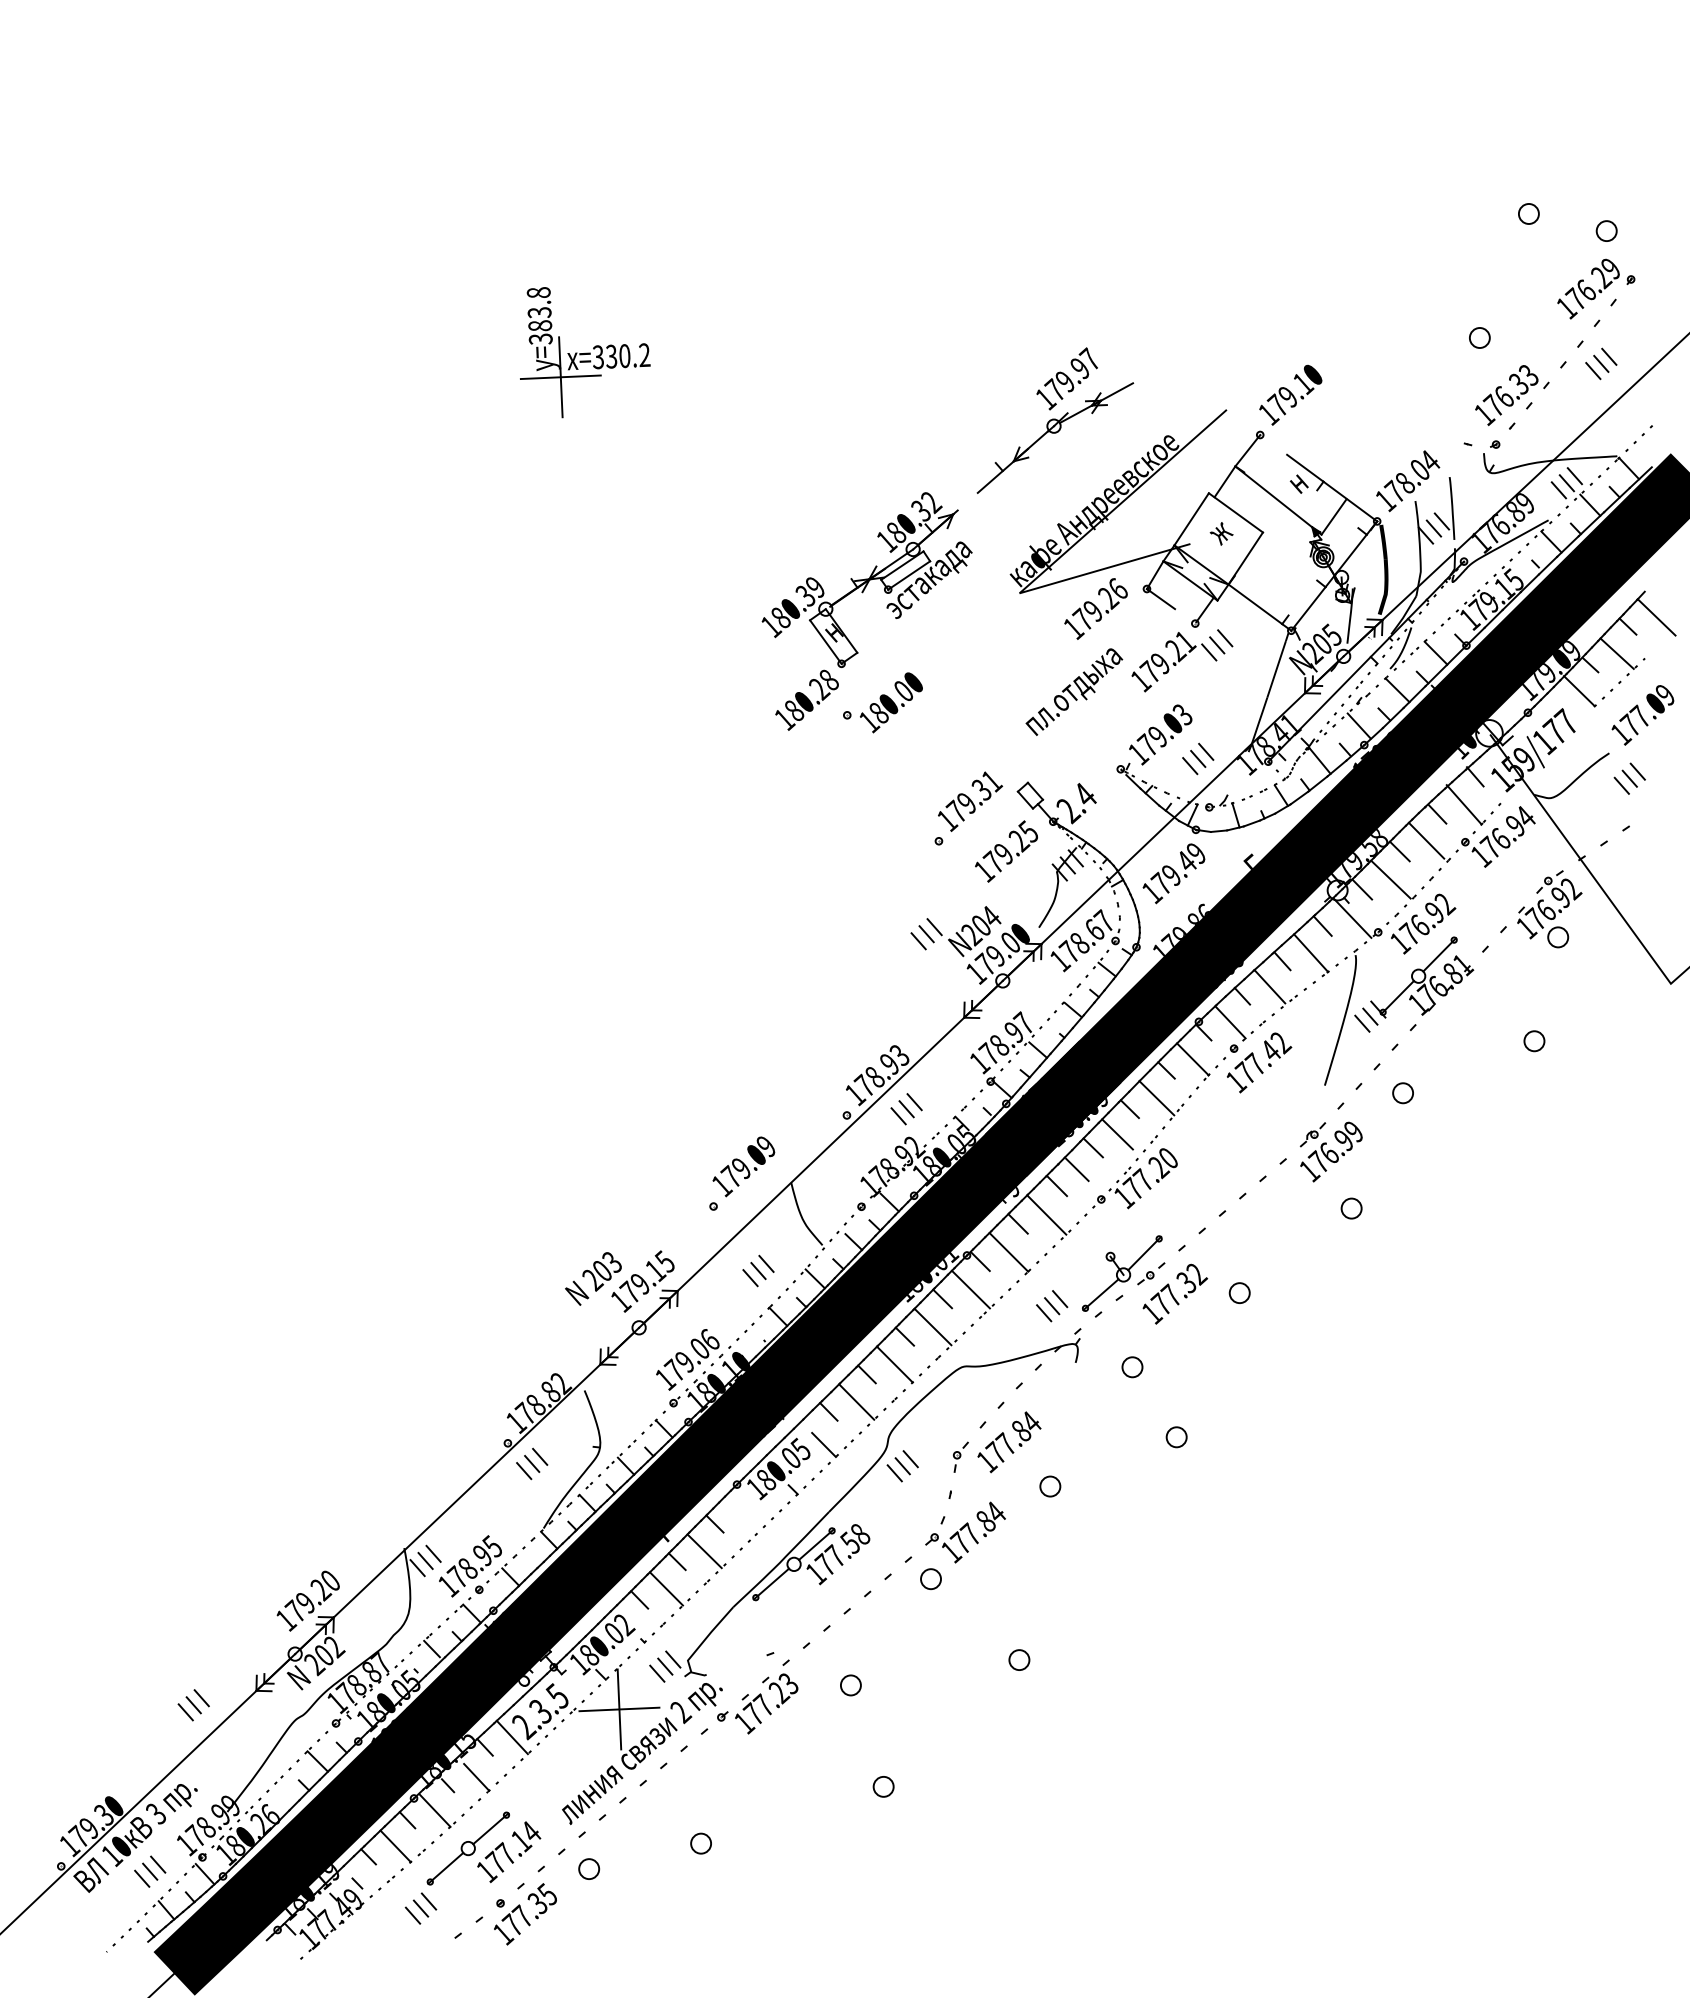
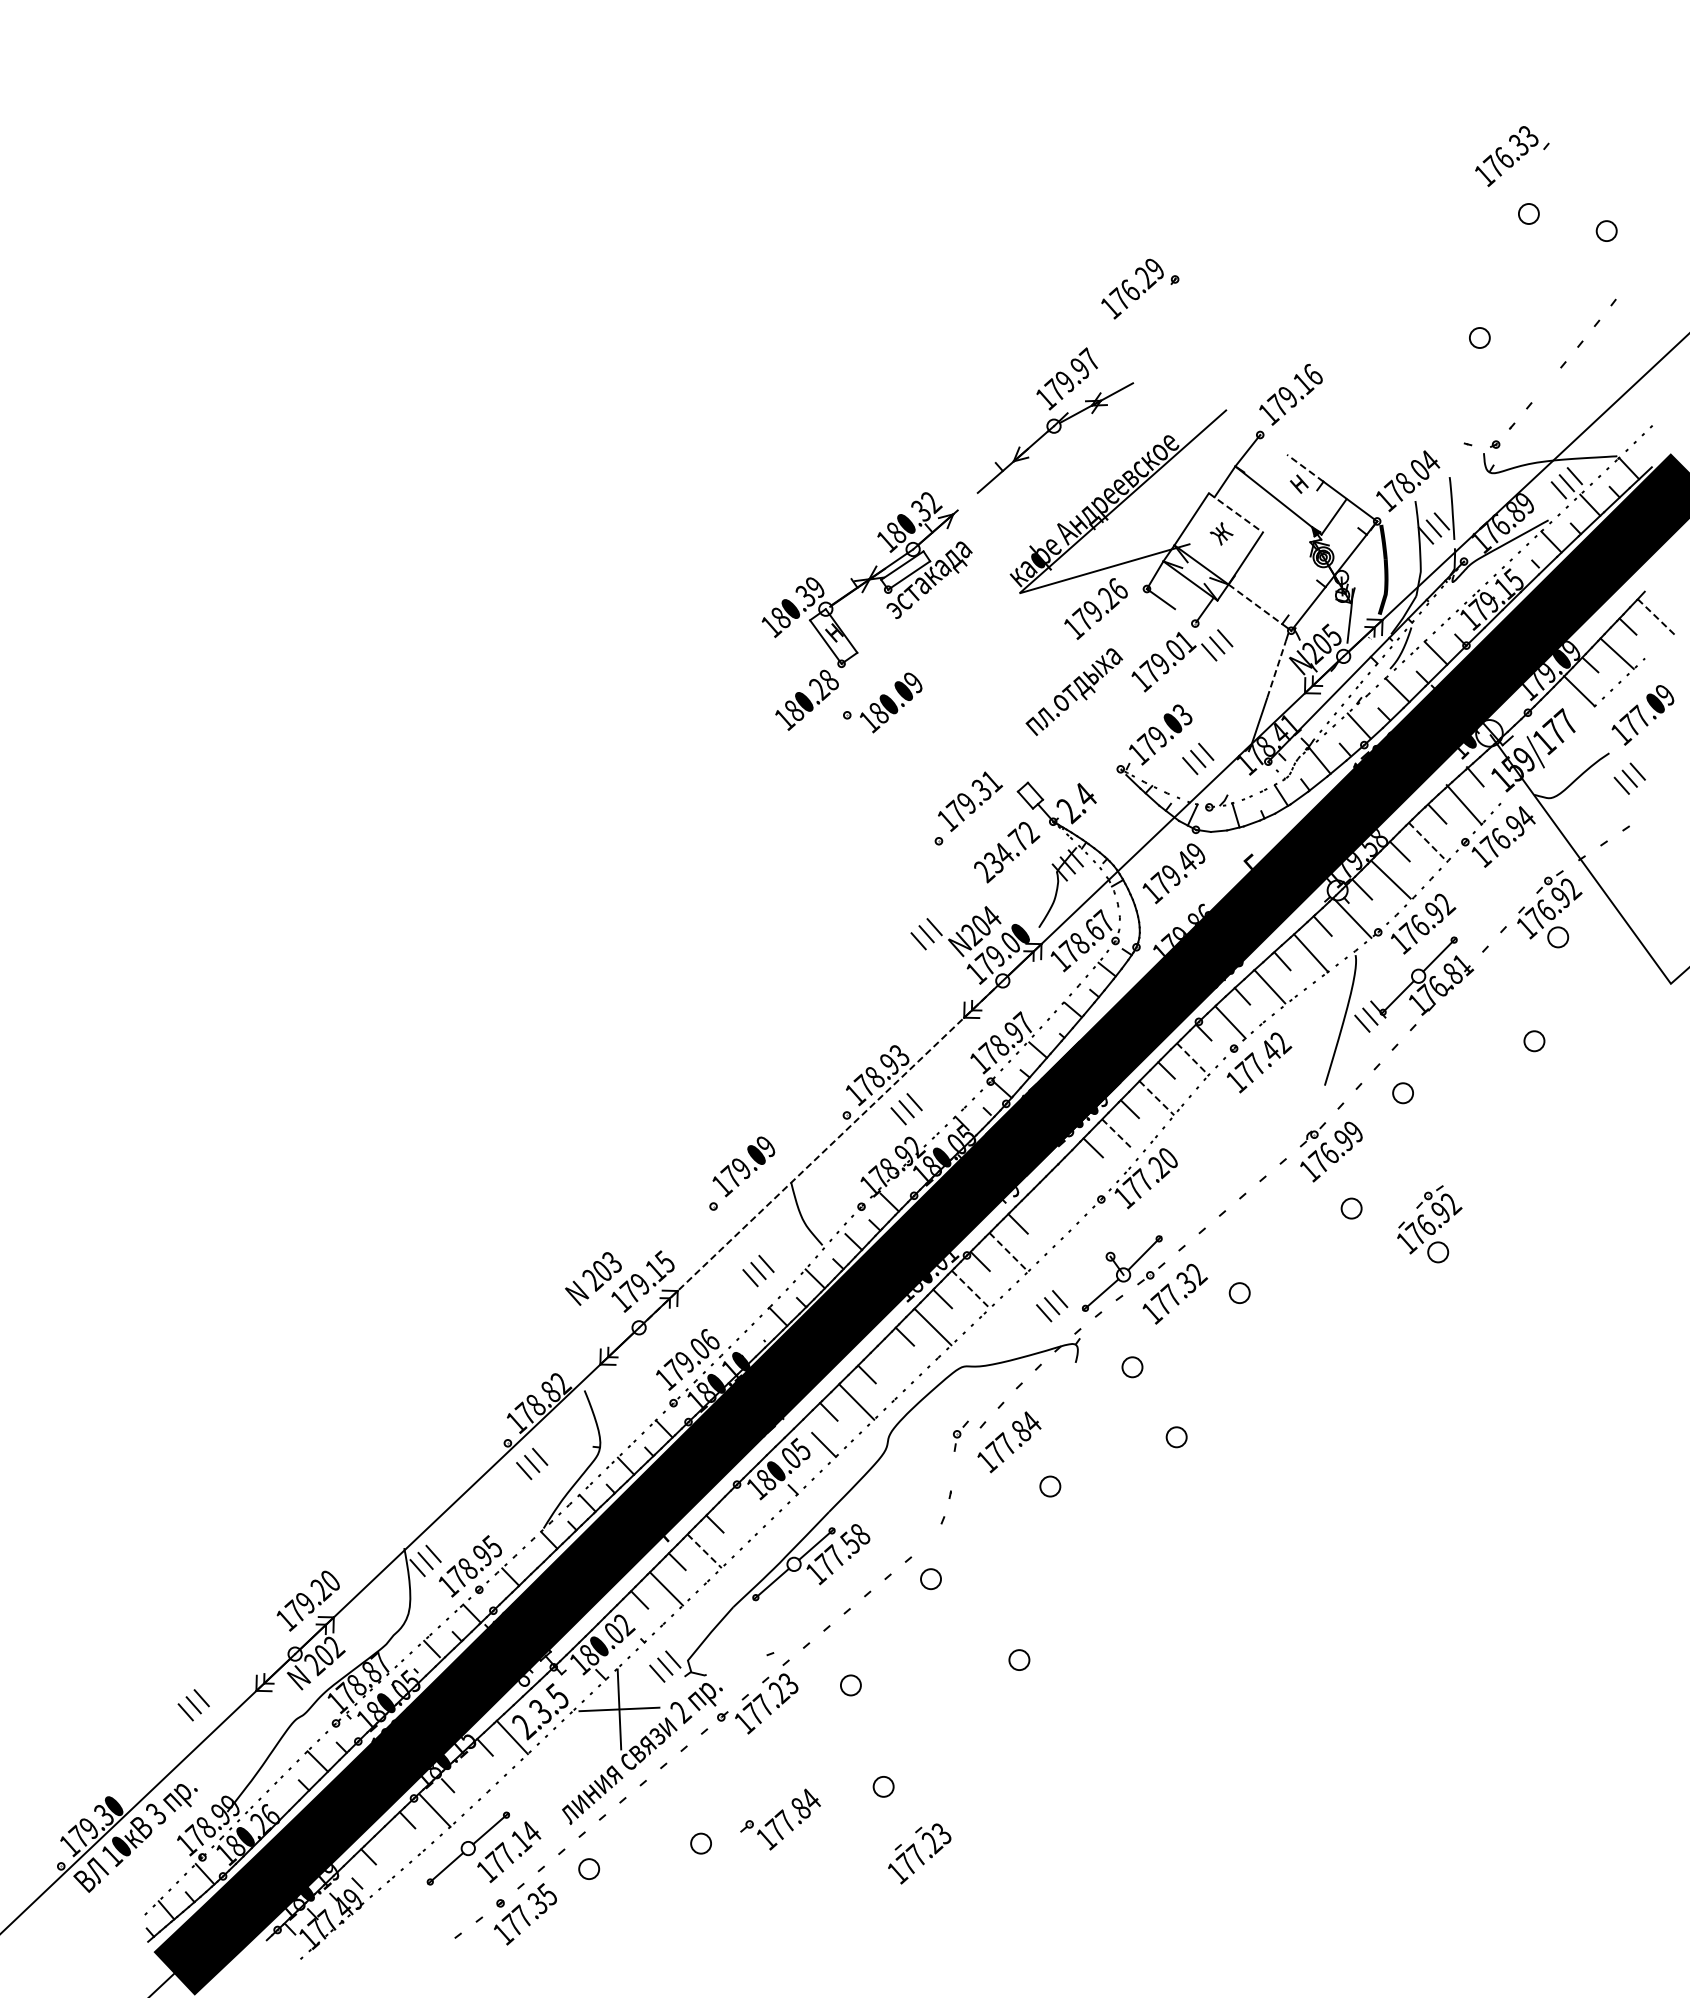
part position: (1596, 288) -> (1140, 288) (1140, 288)
part: present -> none (585, 352)
part: present -> none (1601, 363)
text: 179.10 -> 179.16 (1312, 373)
part position: (1512, 395) -> (1512, 156) (1512, 156)
line: solid -> dashed (1305, 468)
line: solid -> dashed (1236, 513)
line: solid -> dashed (1255, 604)
line: solid -> dashed (1657, 617)
text: 179.21 -> 179.01 (1176, 651)
line: solid -> dashed (1276, 669)
text: 180.00 -> 180.09 (909, 685)
line: solid -> dashed (1426, 841)
text: 179.25 -> 234.72 (1007, 851)
line: solid -> dashed (1193, 1059)
line: solid -> dashed (1157, 1098)
line: solid -> dashed (1117, 1134)
line: solid -> dashed (821, 1154)
line: present -> none (1077, 1169)
line: present -> none (1057, 1186)
line: present -> none (1046, 1214)
part: none -> present (1429, 1224)
line: solid -> dashed (1009, 1252)
line: solid -> dashed (970, 1289)
line: present -> none (894, 1364)
part position: (960, 1456) -> (960, 1435) (960, 1435)
part: present -> none (902, 1466)
part position: (965, 1532) -> (780, 1819) (780, 1819)
line: solid -> dashed (704, 1551)
line: present -> none (476, 1776)
line: present -> none (395, 1846)
part: none -> present (919, 1853)
part: present -> none (150, 1871)
part: present -> none (420, 1908)
part: present -> none (122, 1936)
